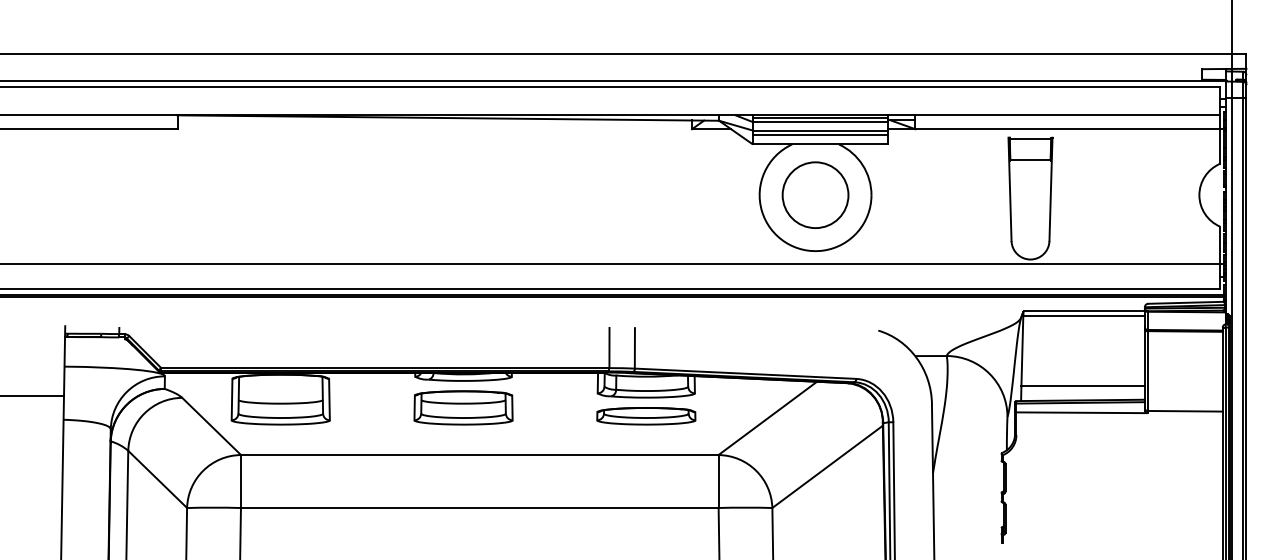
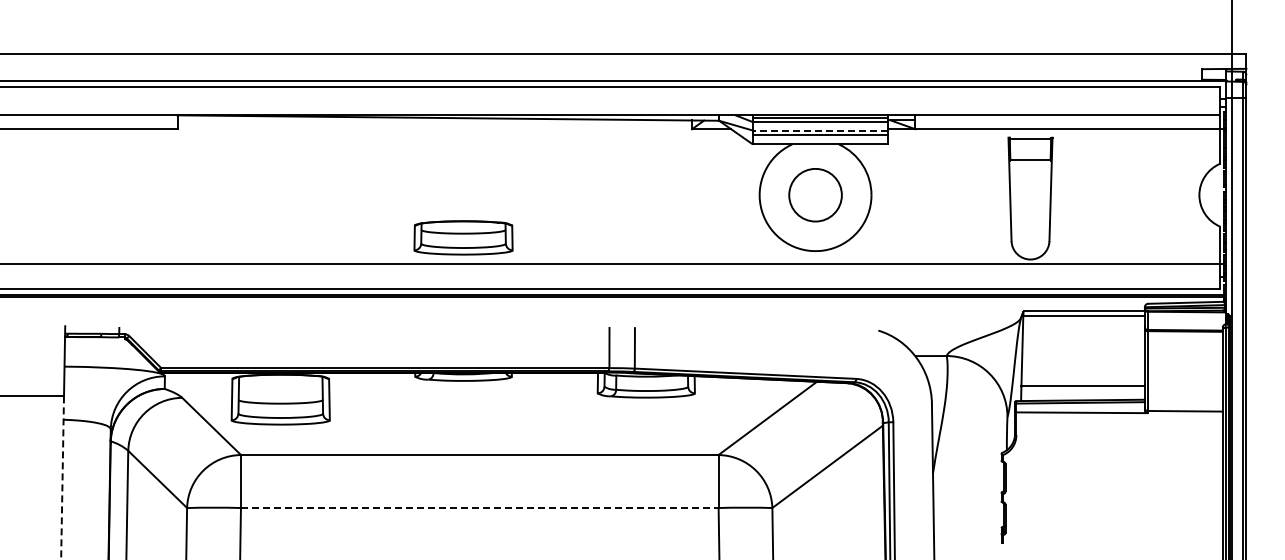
line: solid -> dashed (820, 130)
circle diameter: 66 px -> 53 px (815, 194)
part position: (463, 407) -> (463, 237) (463, 237)
part: present -> none (646, 416)
line: solid -> dashed (62, 477)
line: solid -> dashed (479, 507)
